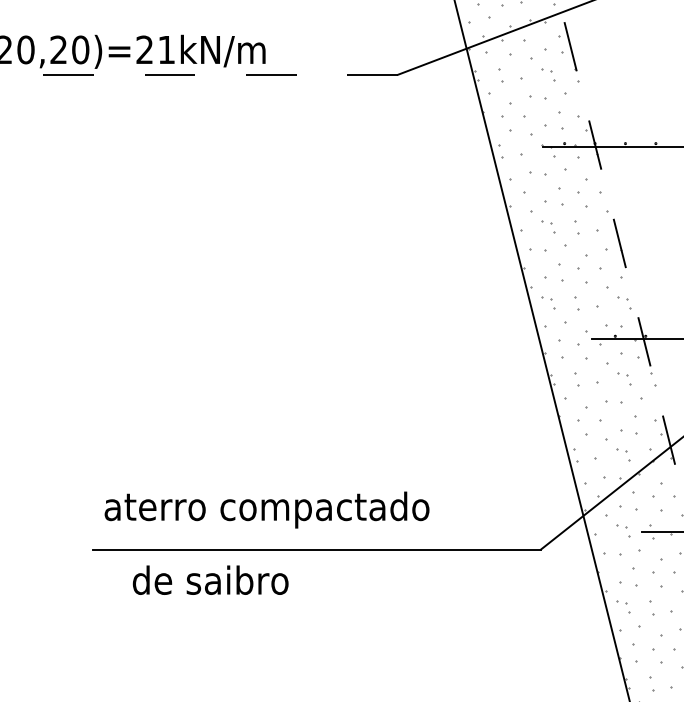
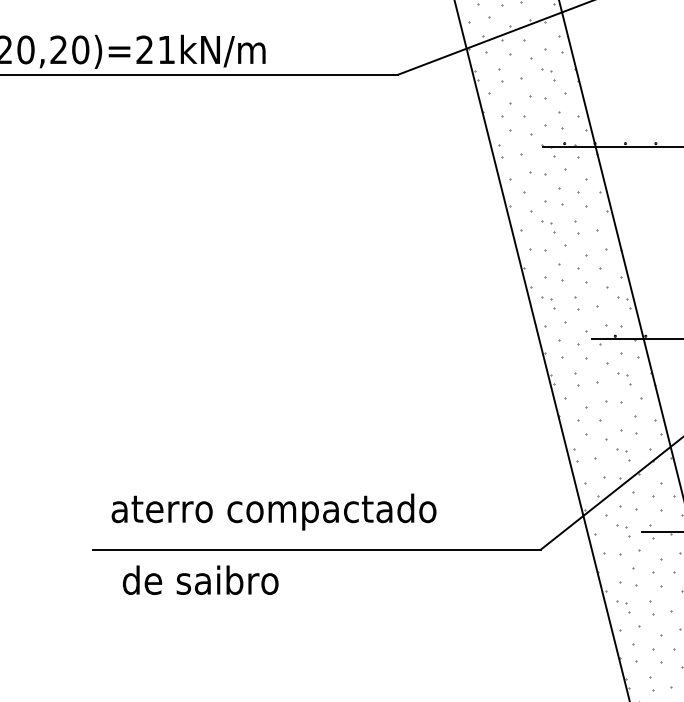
line: dashed -> solid (199, 74)
line: dashed -> solid (621, 250)
text position: (266, 509) -> (273, 511) (273, 511)
text position: (210, 579) -> (200, 579) (200, 579)
